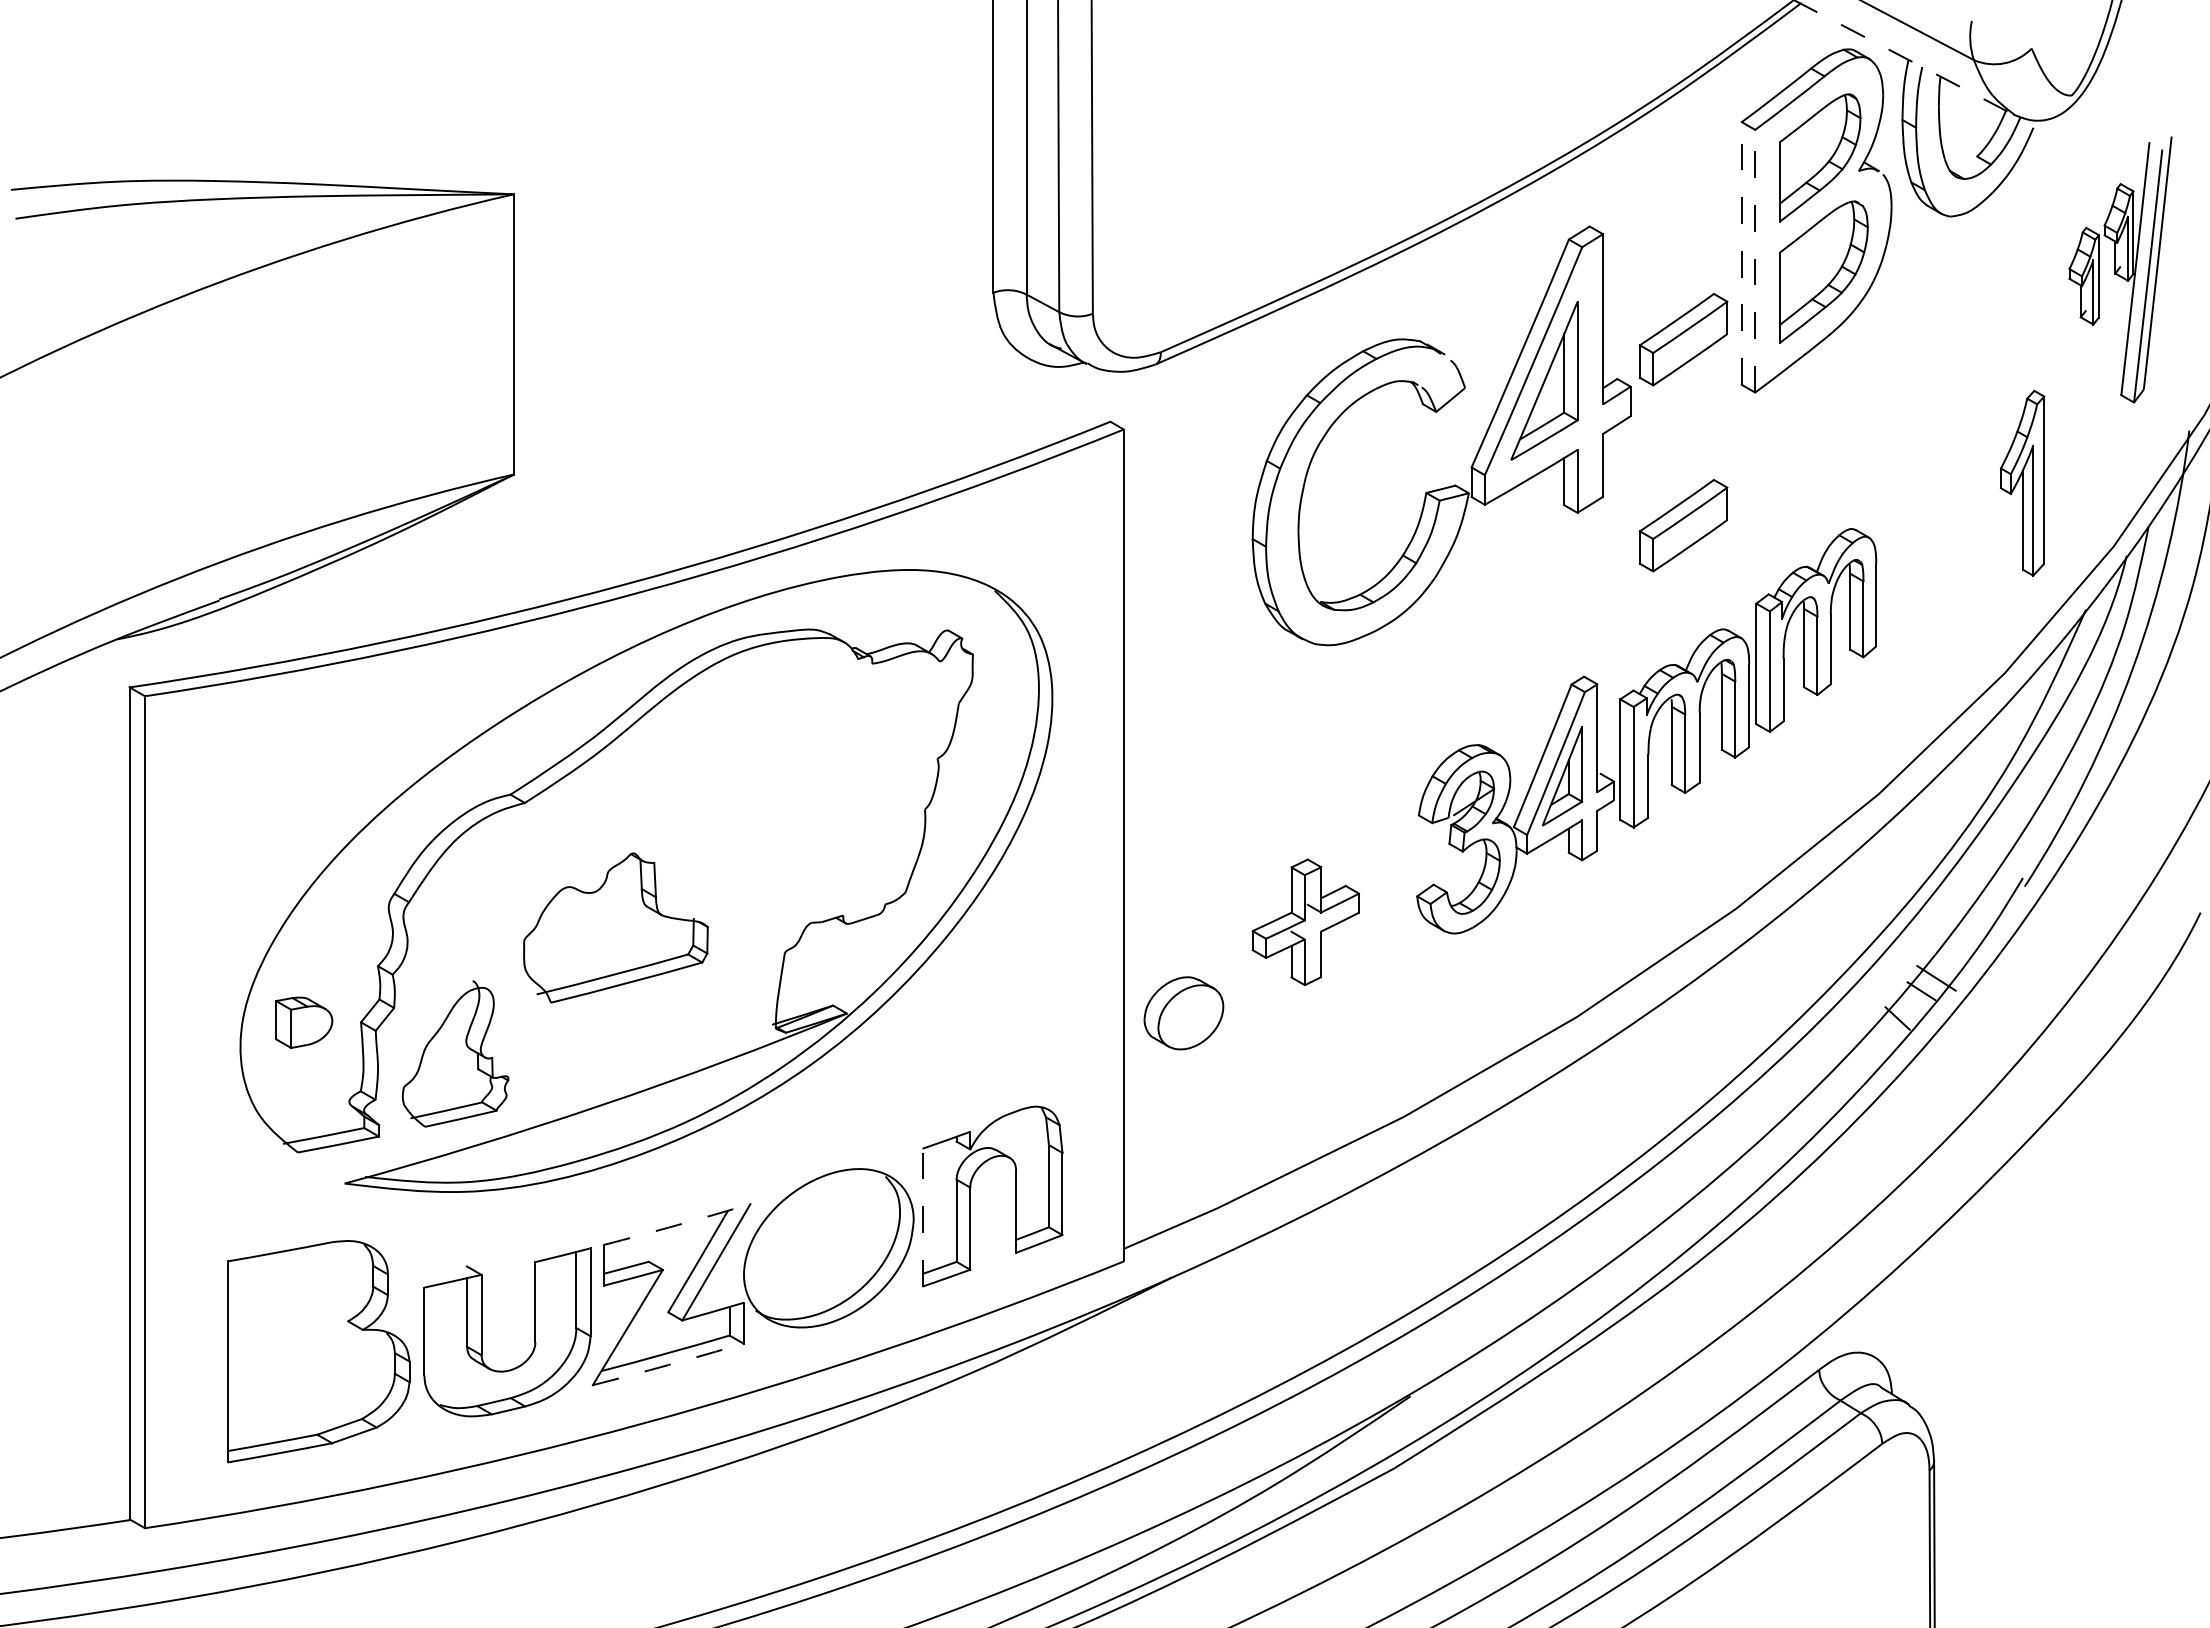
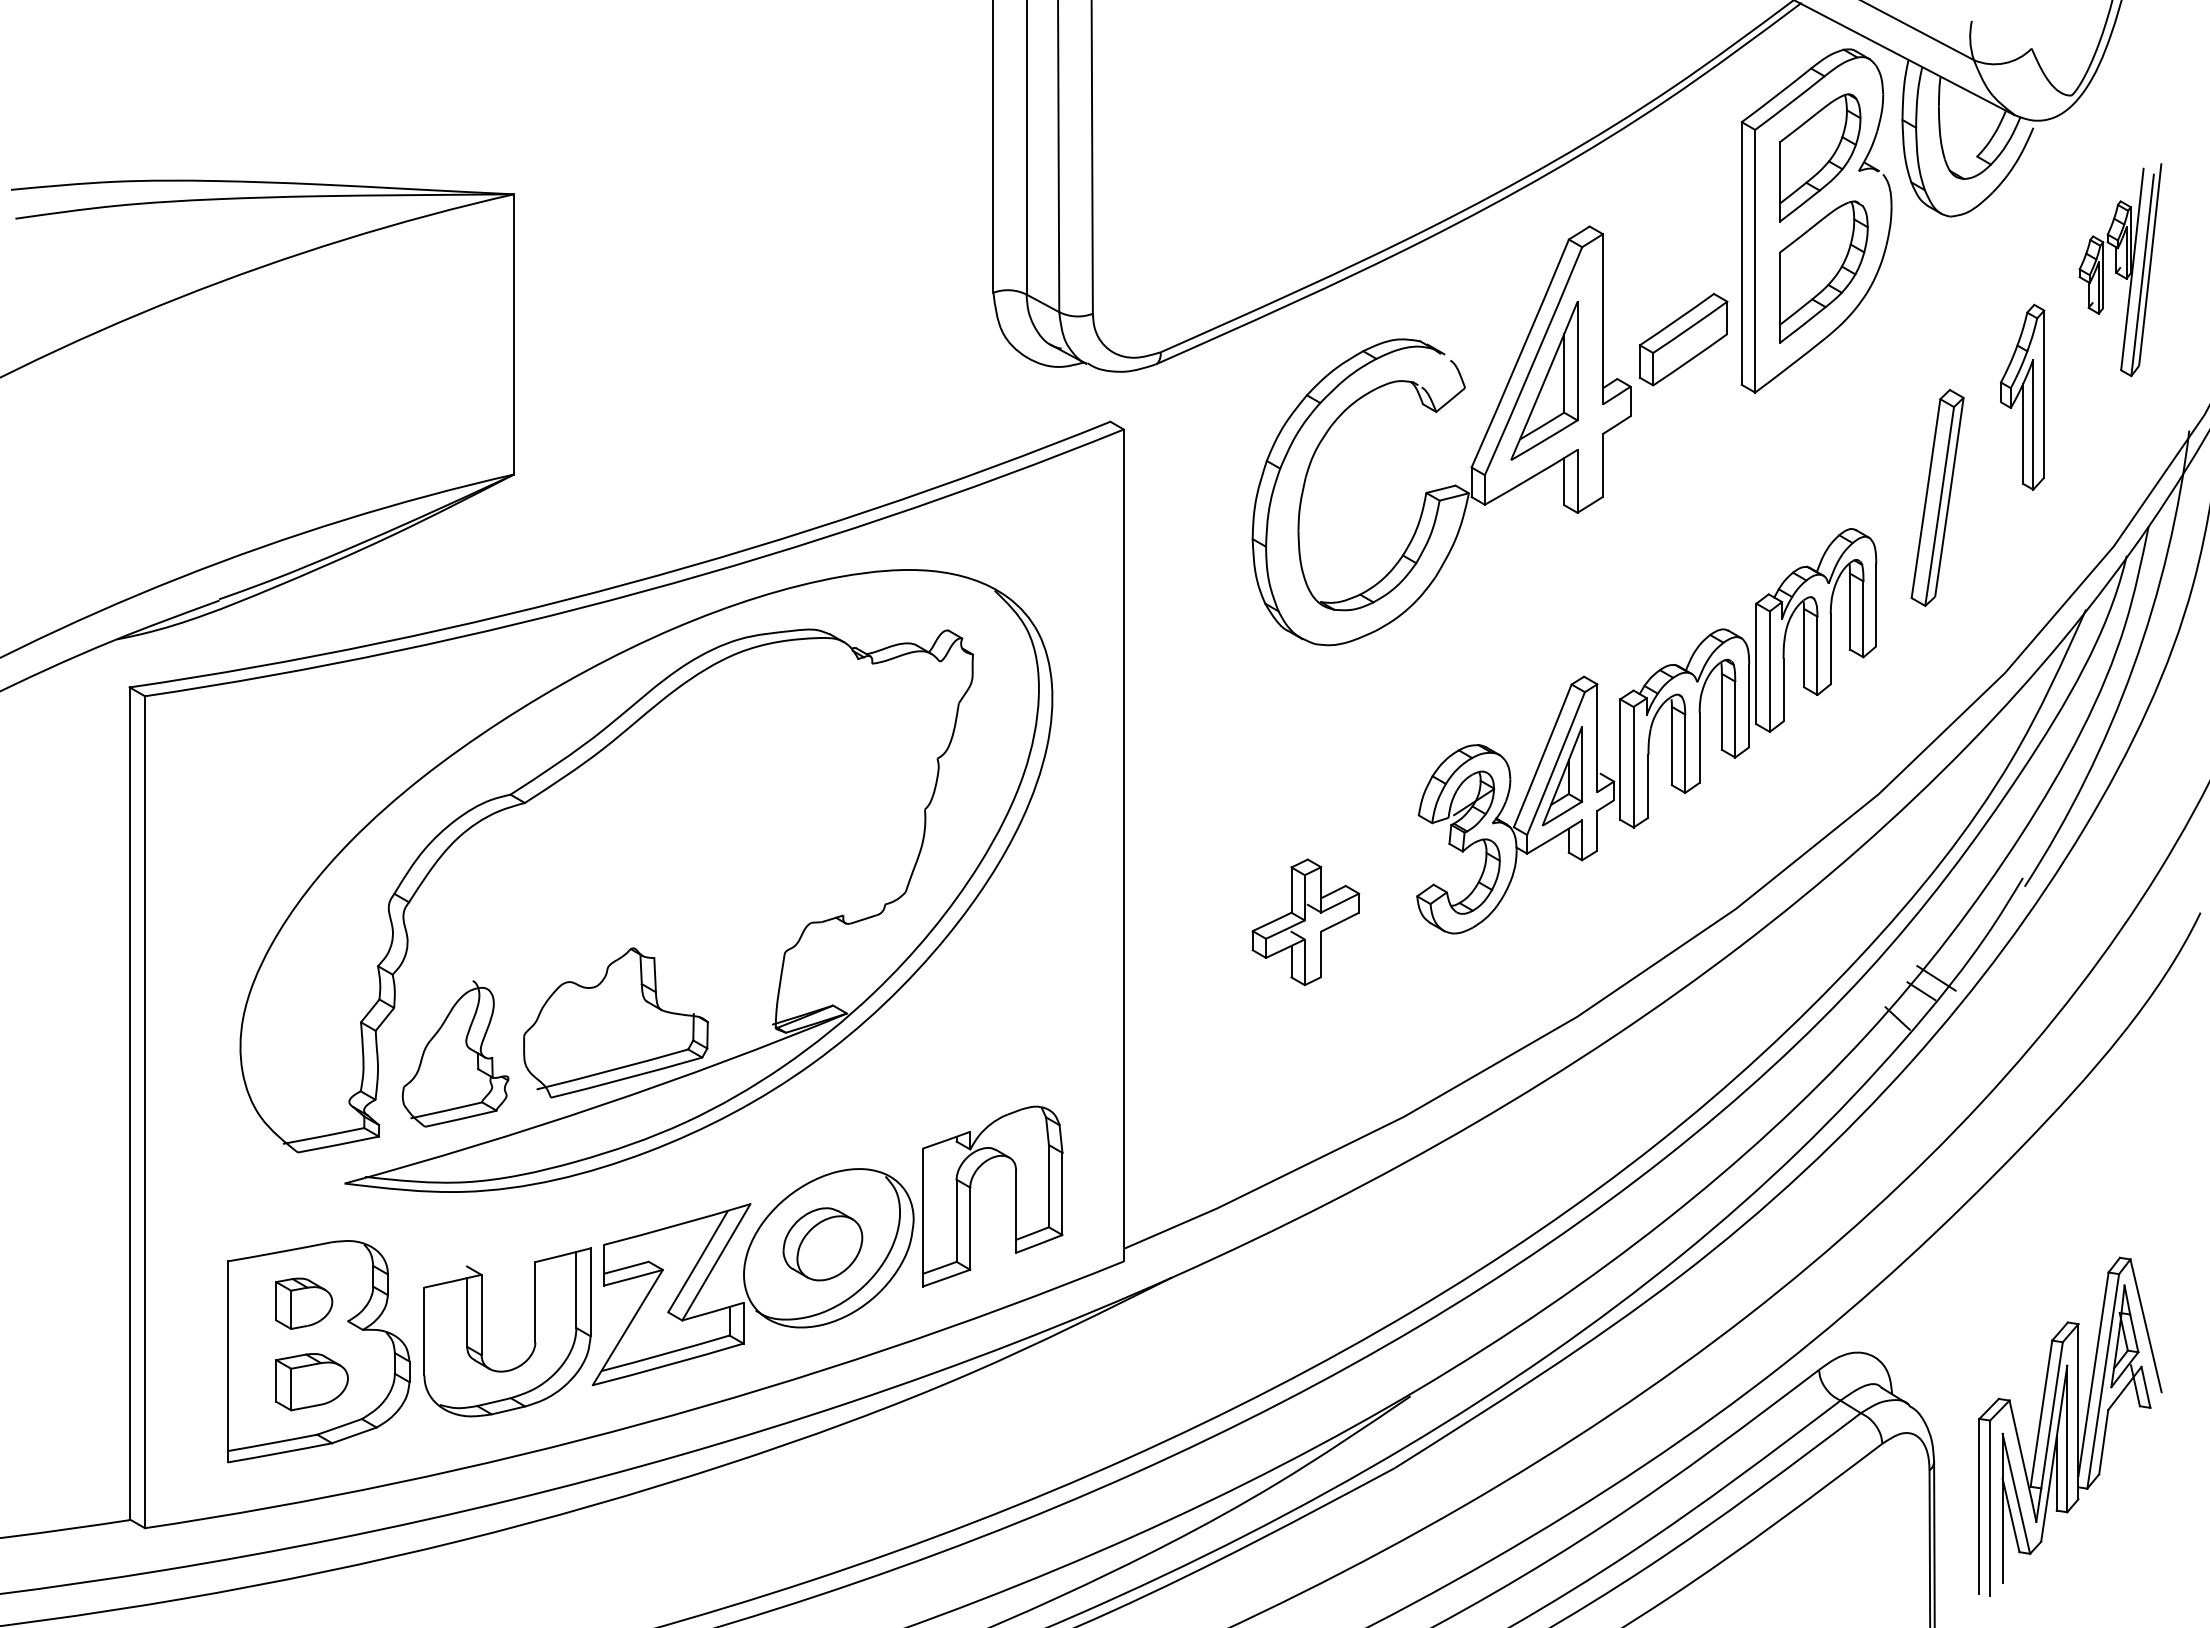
line: dashed -> solid (1904, 57)
line: dashed -> solid (1741, 253)
line: dashed -> solid (1755, 260)
part size: 105x268 px -> 85x215 px (2120, 270)
part position: (2022, 482) -> (2022, 396) (2022, 396)
part: none -> present (1937, 497)
part: present -> none (1683, 525)
part position: (615, 927) -> (615, 1022) (615, 1022)
part position: (1183, 1013) -> (822, 1244) (822, 1244)
part position: (304, 1022) -> (304, 1303) (304, 1303)
line: dashed -> solid (922, 1217)
arc: dashed -> solid (677, 1225)
arc: dashed -> solid (668, 1365)
part: none -> present (311, 1382)
part: none -> present (2070, 1426)
